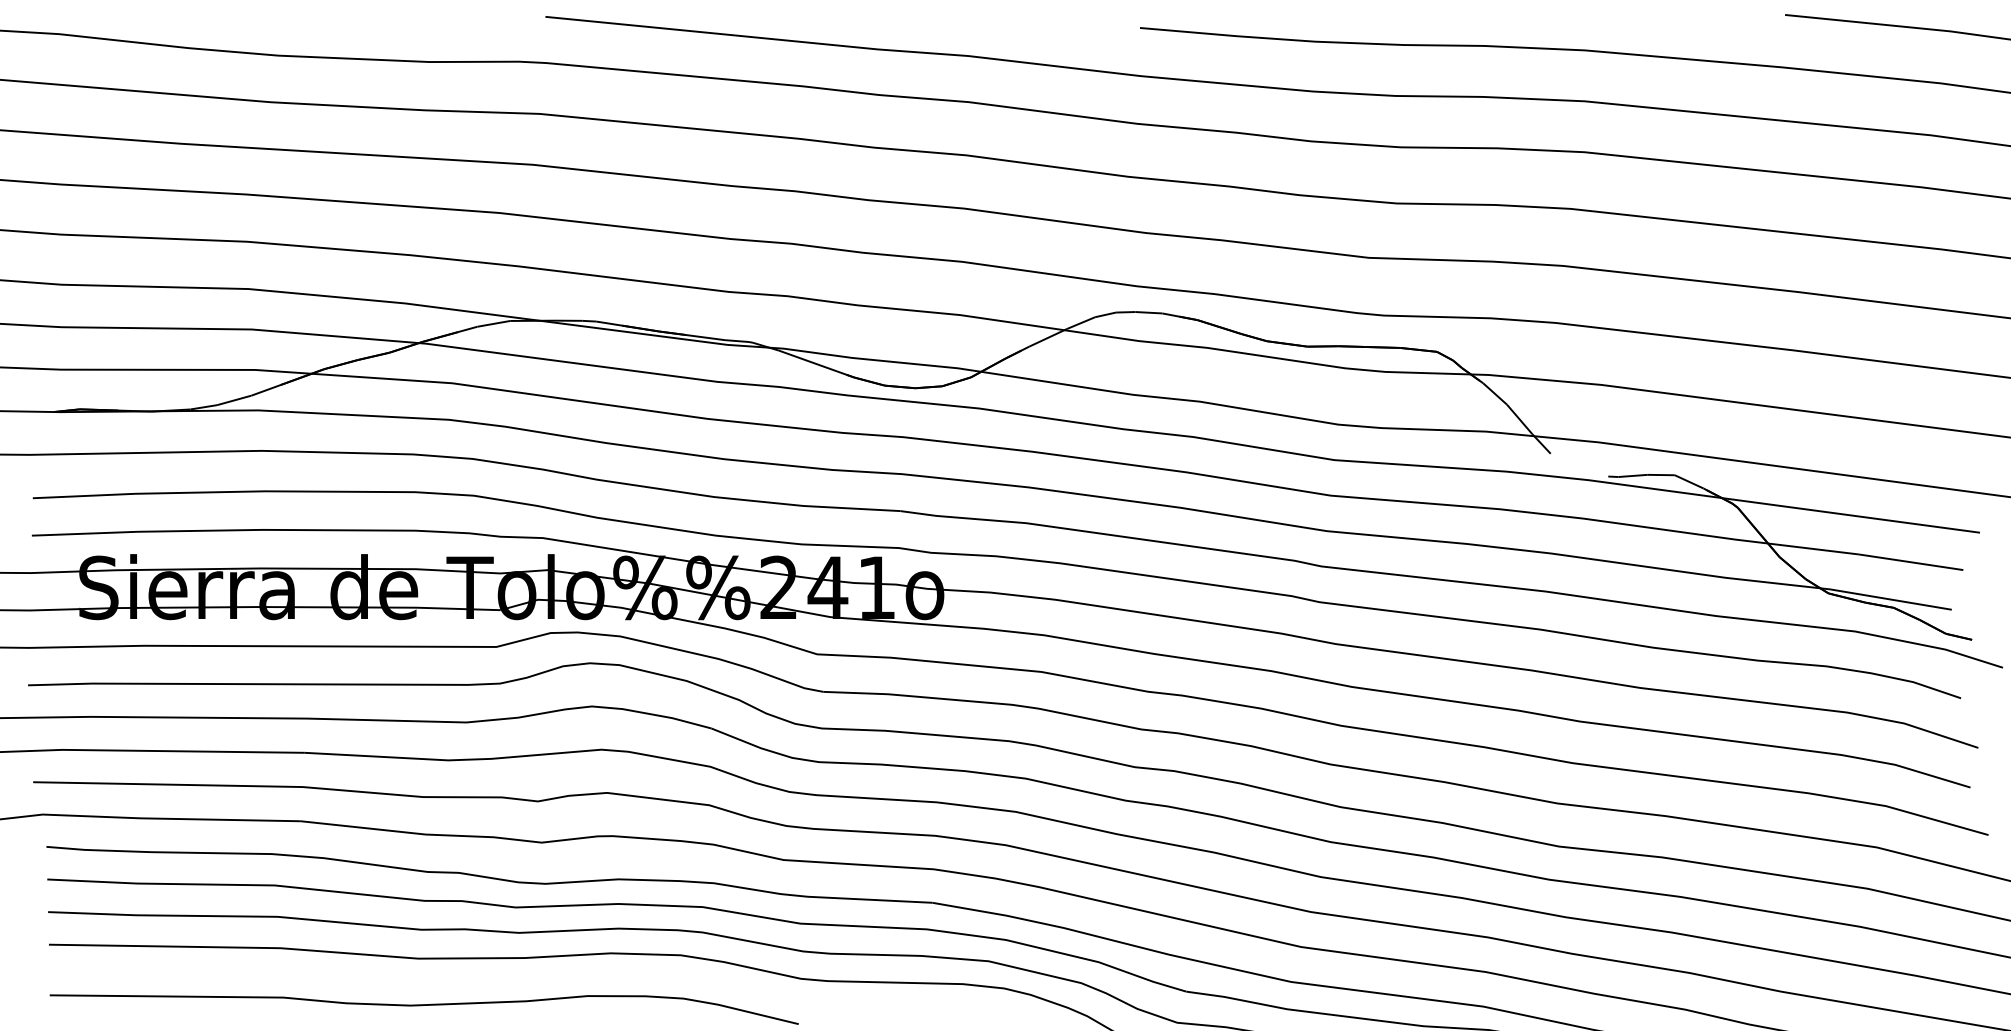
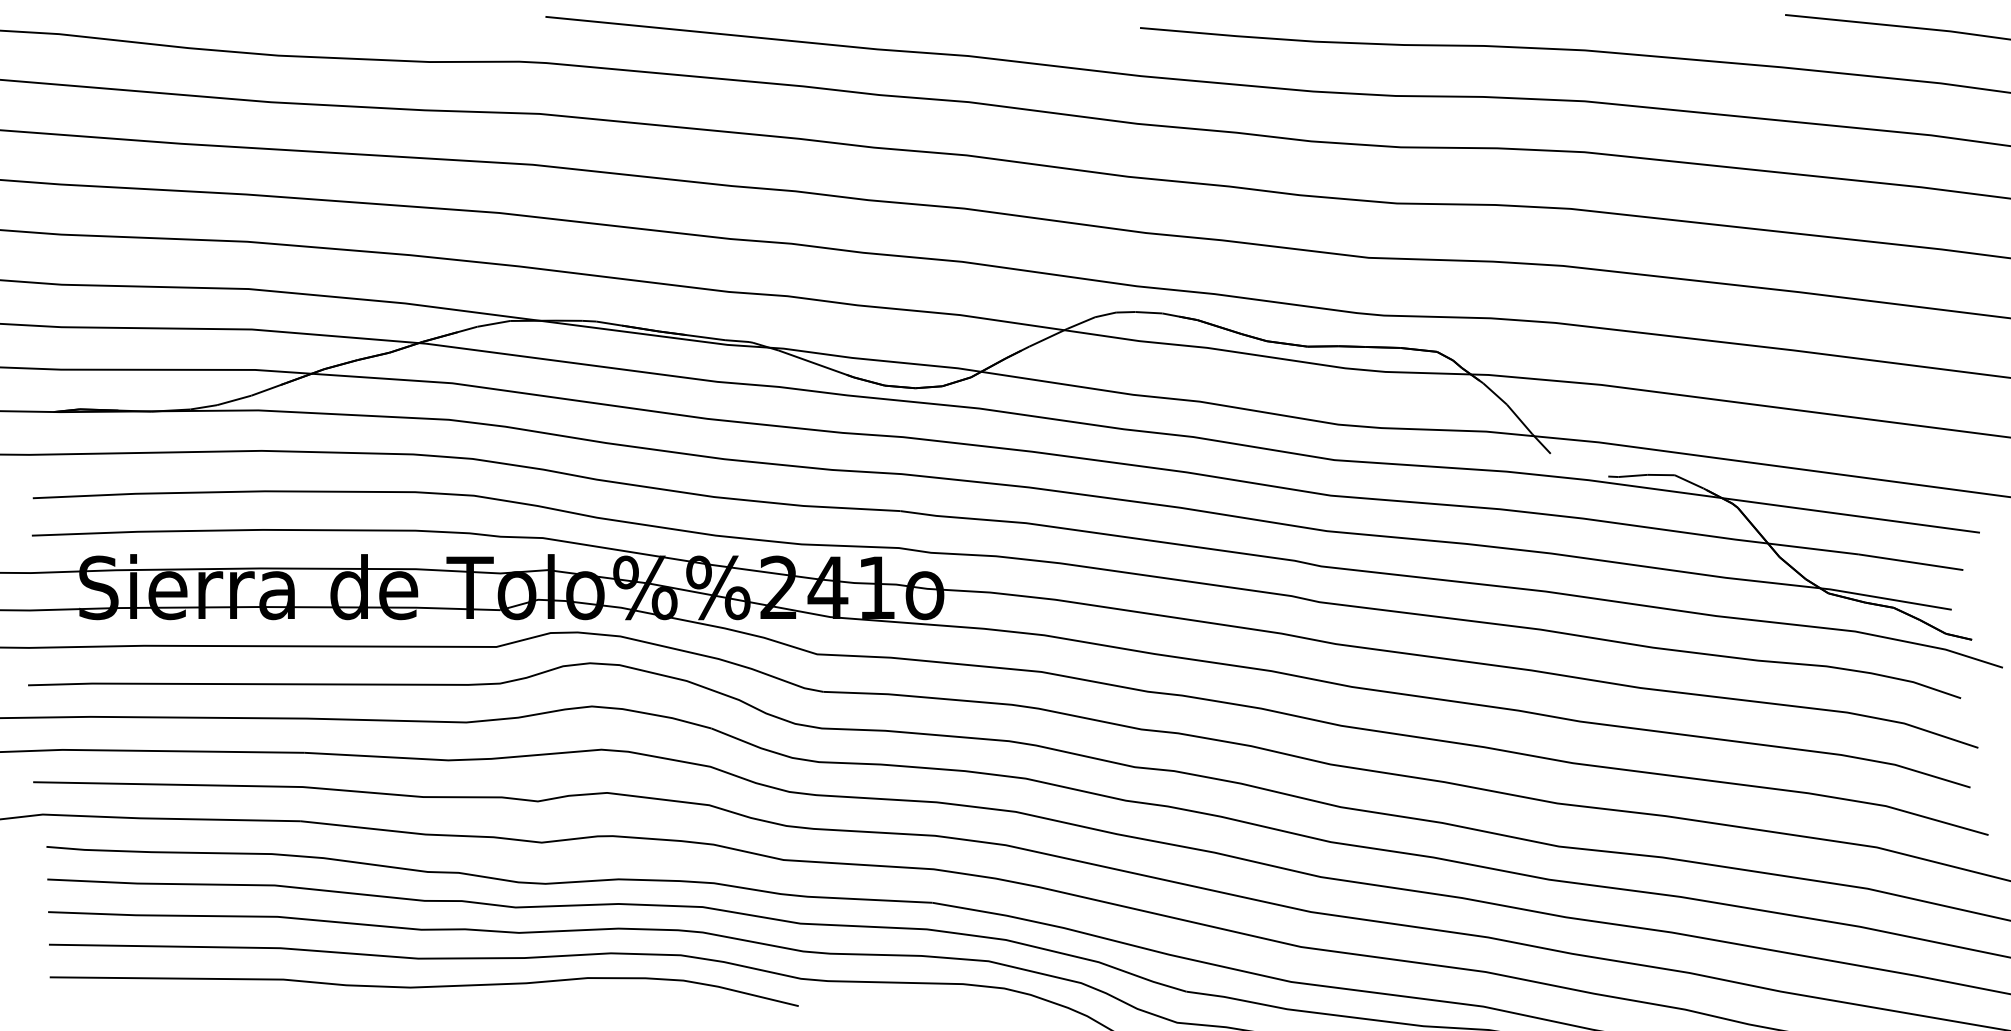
curve position: (421, 1006) -> (421, 988) (421, 988)
